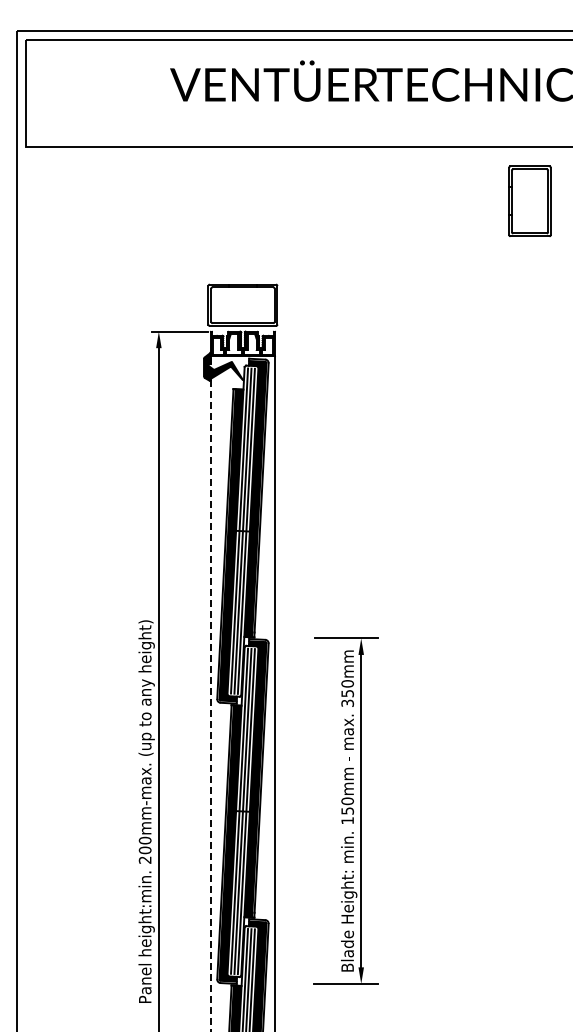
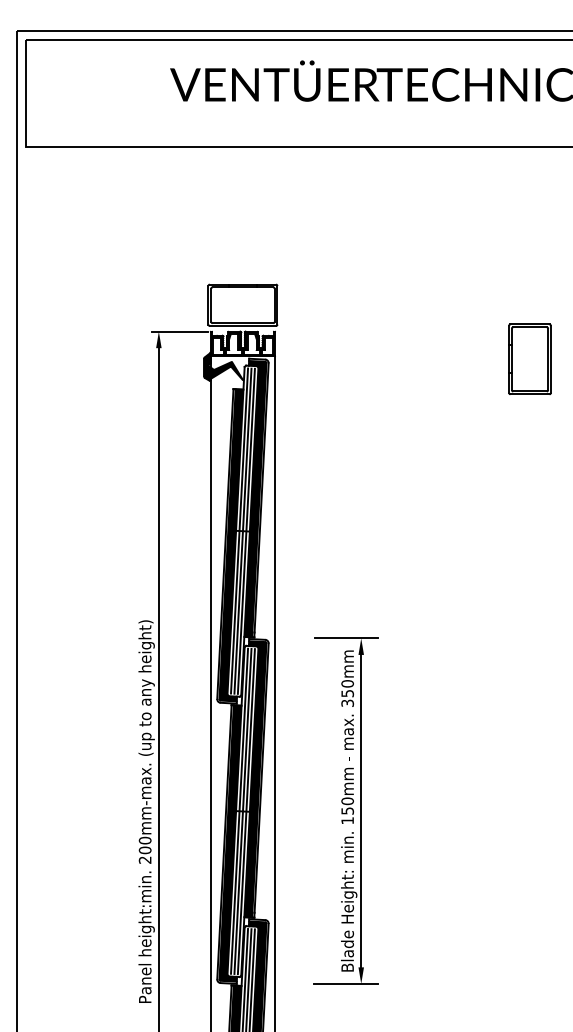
part position: (529, 200) -> (529, 358) (529, 358)
line: dashed -> solid (210, 693)
